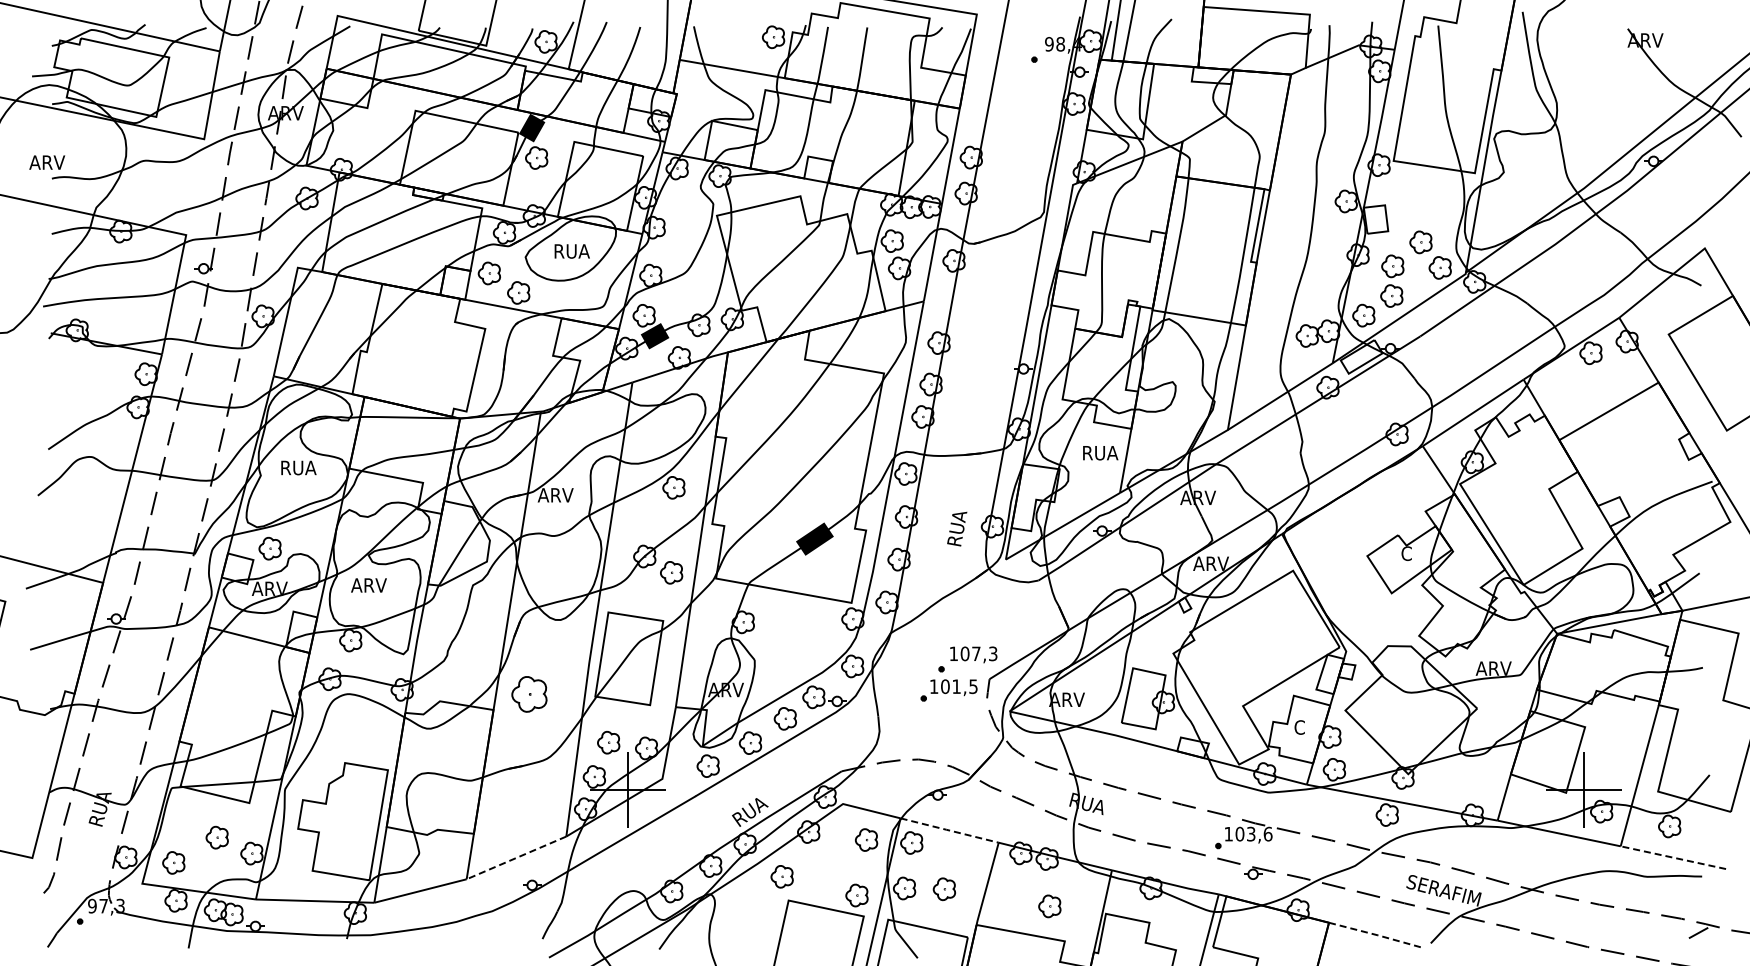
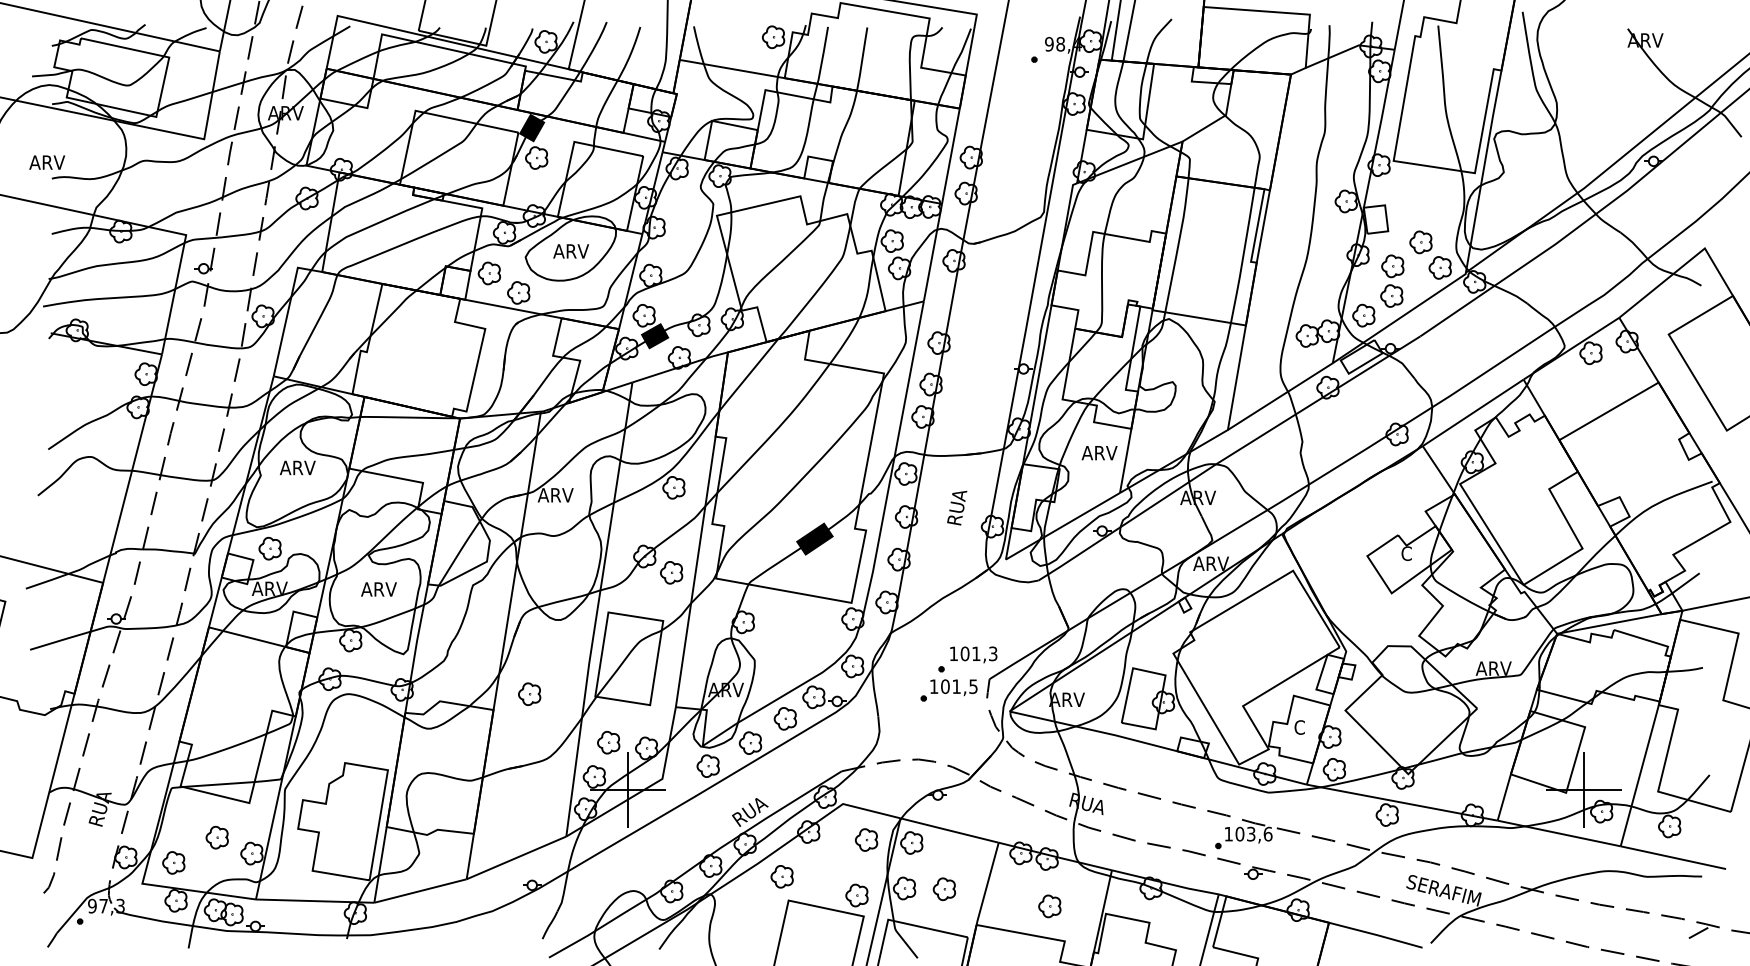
text: RUA -> ARV (571, 251)
text: RUA -> ARV (1099, 453)
text: RUA -> ARV (297, 467)
text position: (957, 528) -> (957, 507) (957, 507)
text position: (368, 585) -> (378, 589) (378, 589)
text: 107,3 -> 101,3 (976, 653)
part size: 37x37 px -> 24x24 px (529, 693)
line: dashed -> solid (949, 830)
line: dashed -> solid (1673, 857)
line: dashed -> solid (516, 858)
line: dashed -> solid (1376, 935)
